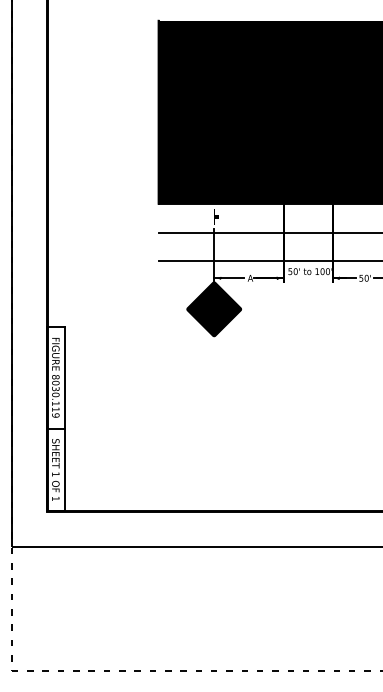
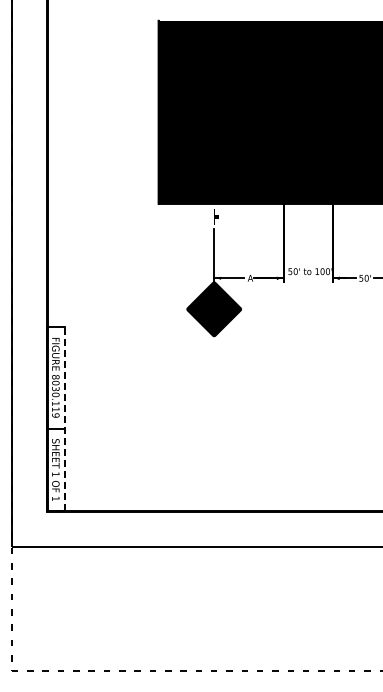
line: present -> none (268, 232)
line: present -> none (268, 261)
line: solid -> dashed (65, 418)
